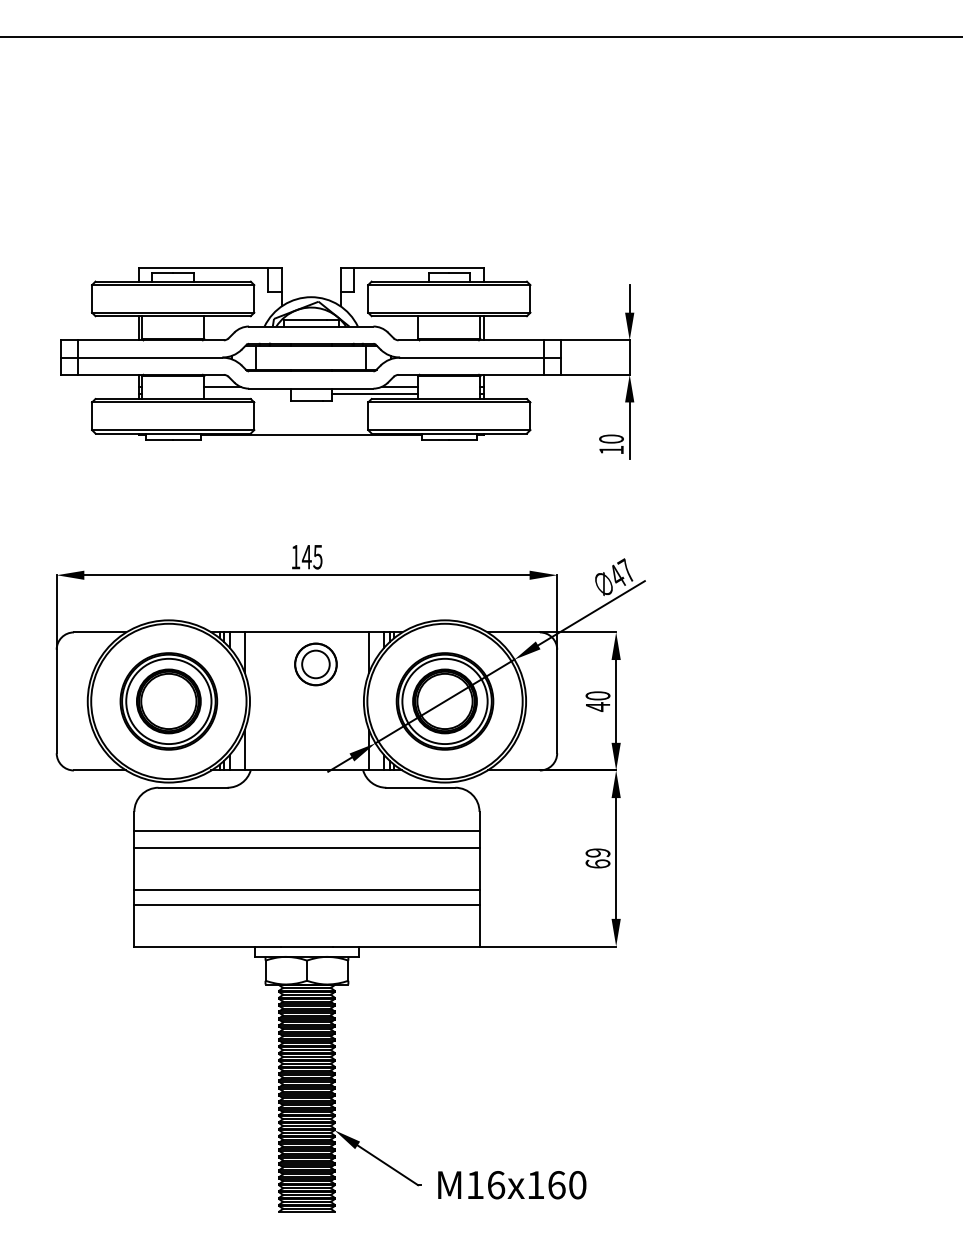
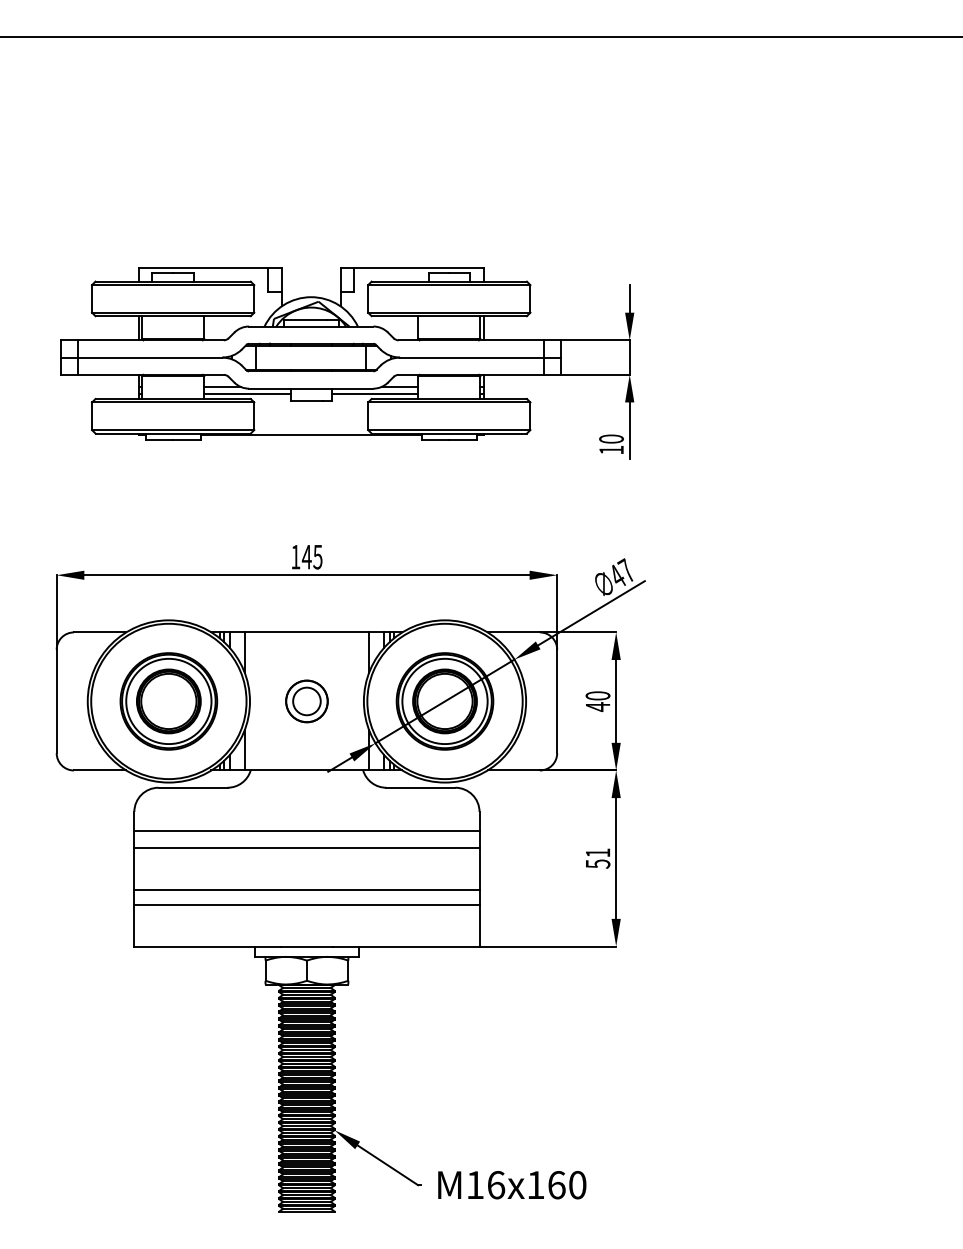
line: none -> present (247, 393)
part position: (315, 664) -> (306, 701) (306, 701)
text: 69 -> 51 (597, 858)
